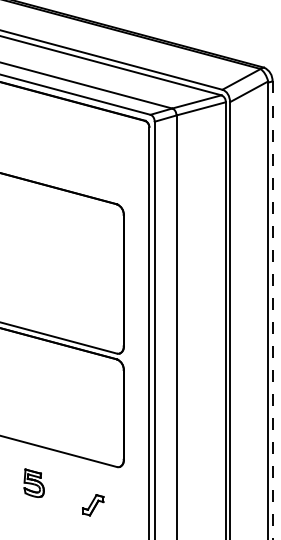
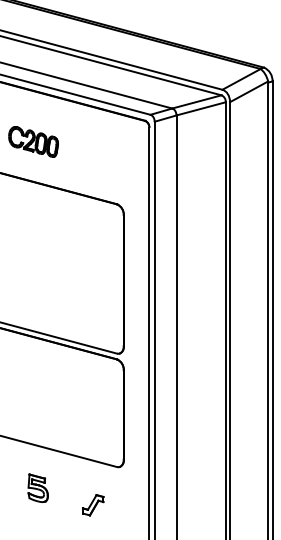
part: none -> present (33, 141)
line: dashed -> solid (272, 310)
part position: (33, 482) -> (37, 487) (37, 487)
